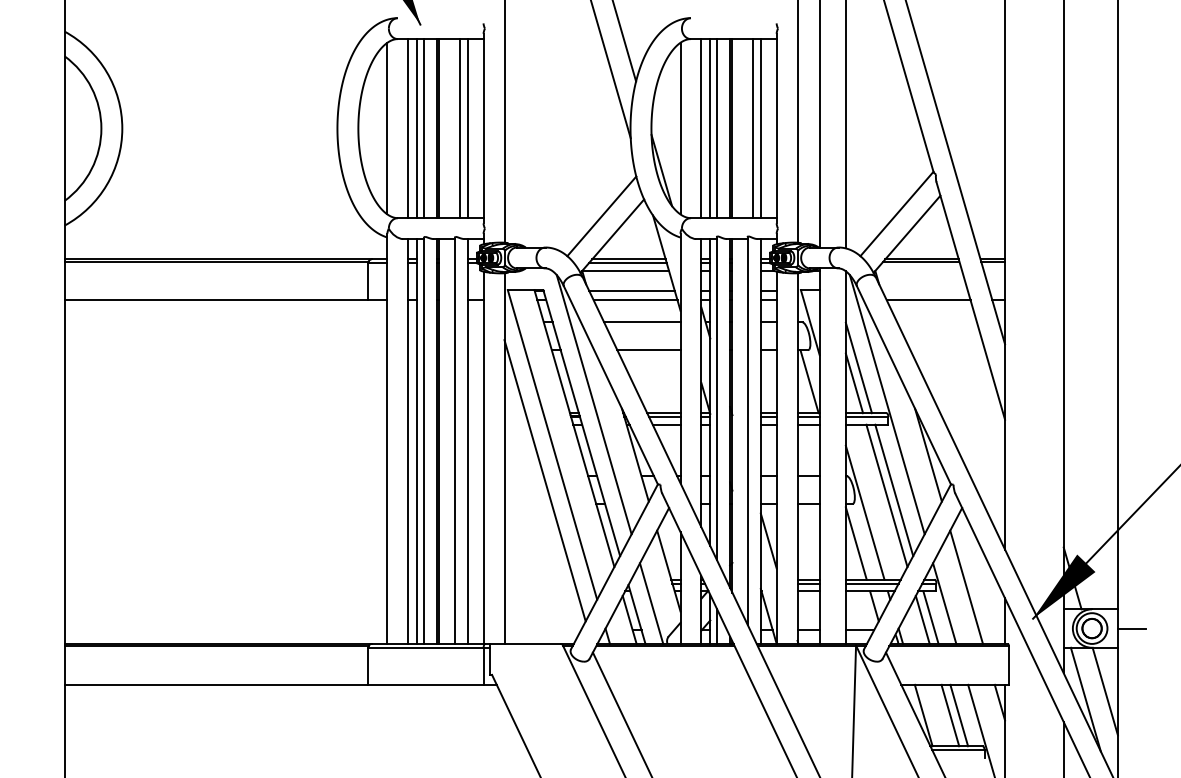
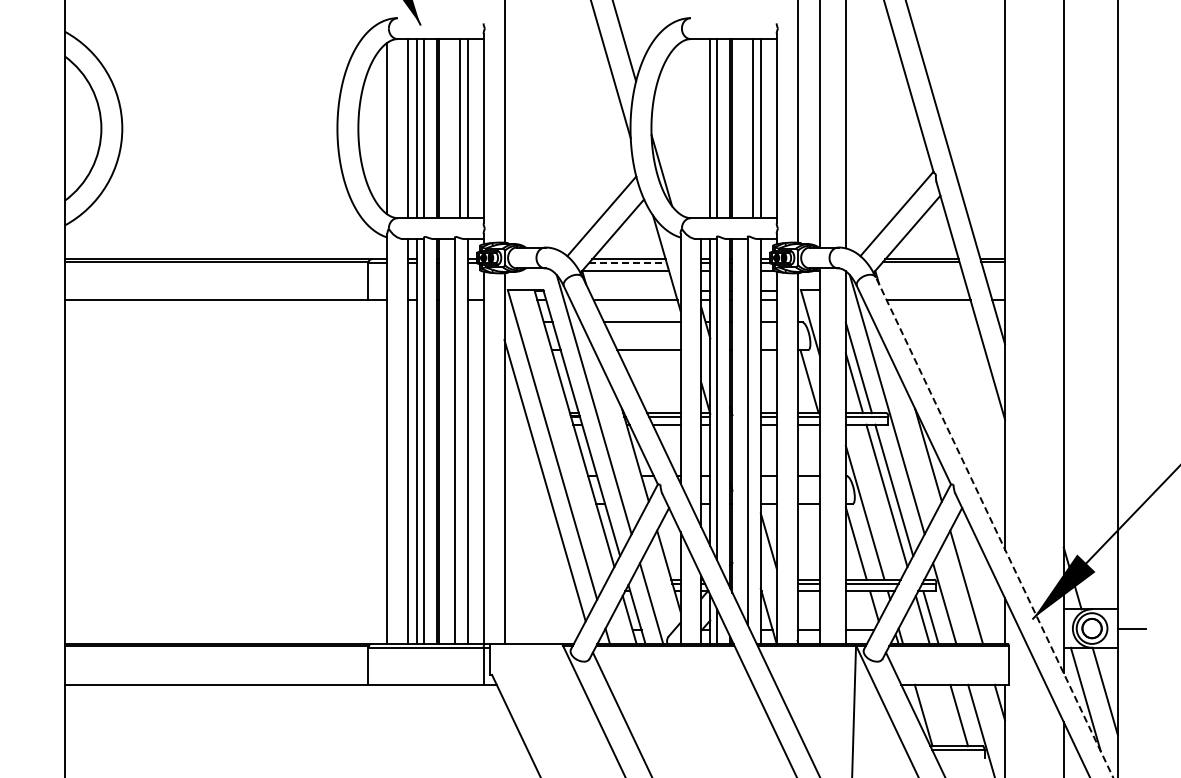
line: present -> none (680, 128)
line: present -> none (701, 128)
line: solid -> dashed (627, 263)
line: present -> none (631, 291)
line: solid -> dashed (994, 527)
line: present -> none (950, 715)
